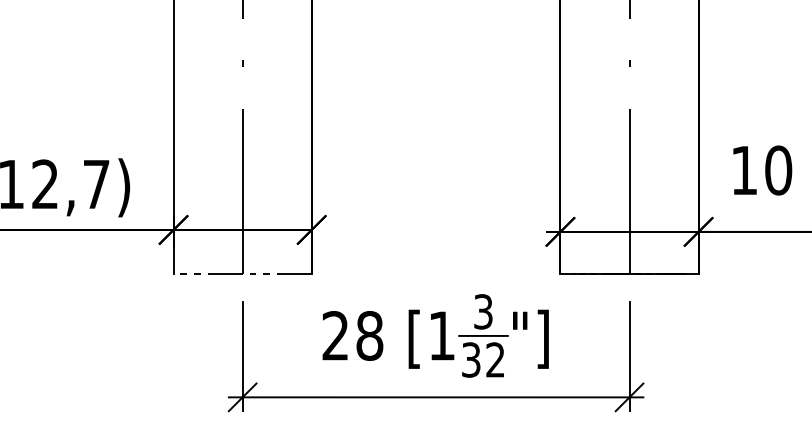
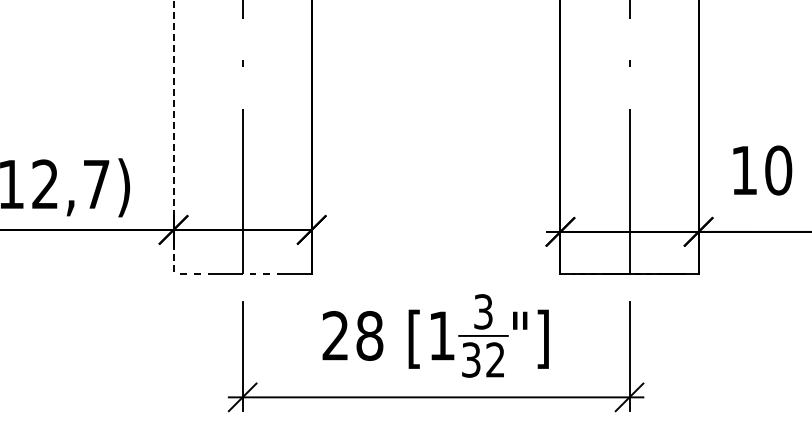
line: solid -> dashed (173, 137)
